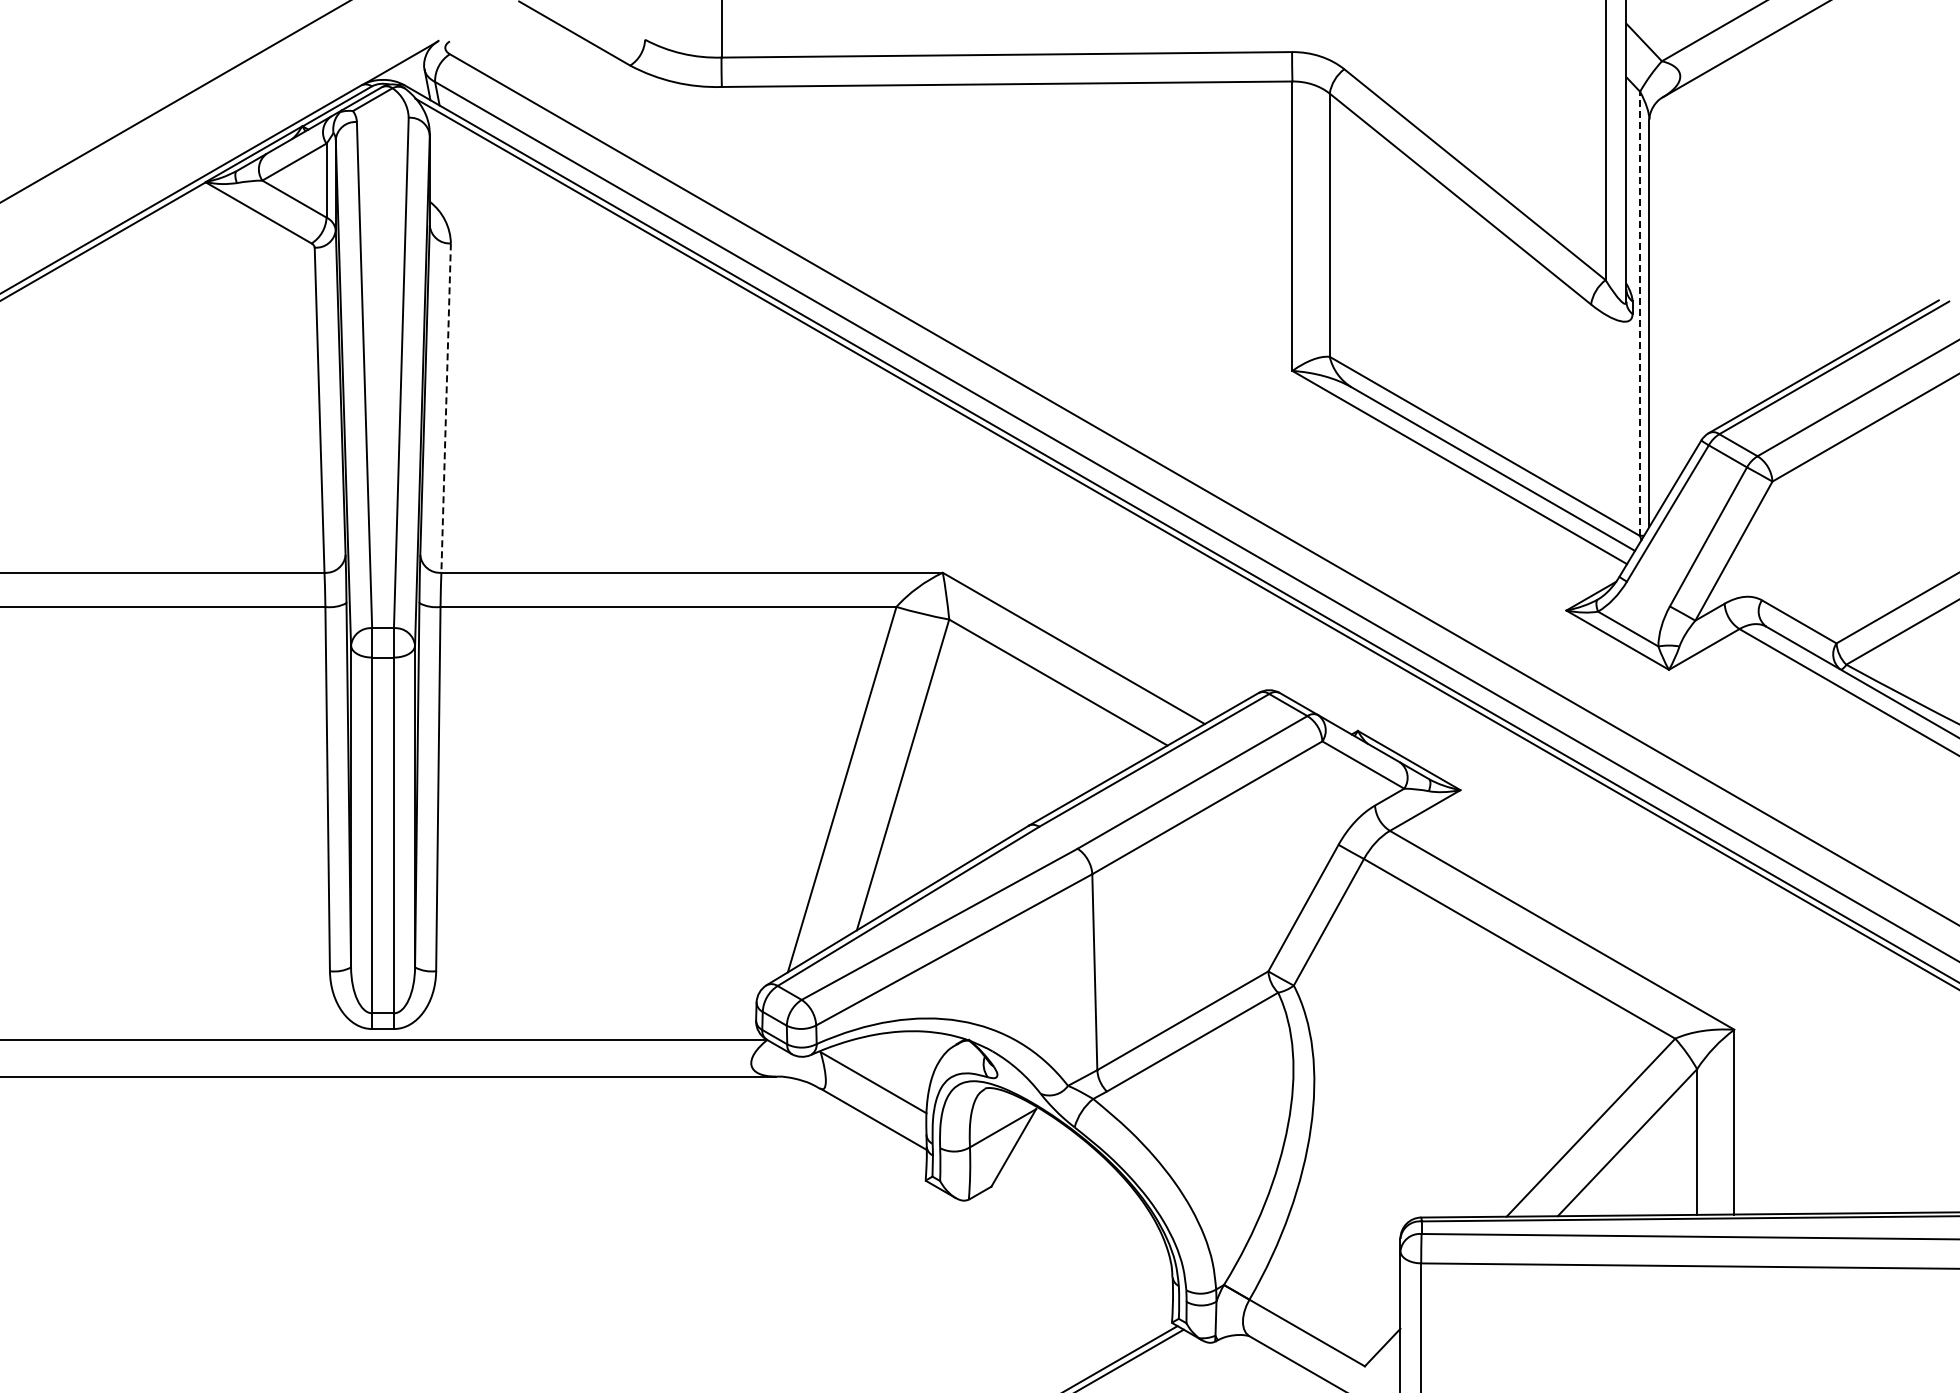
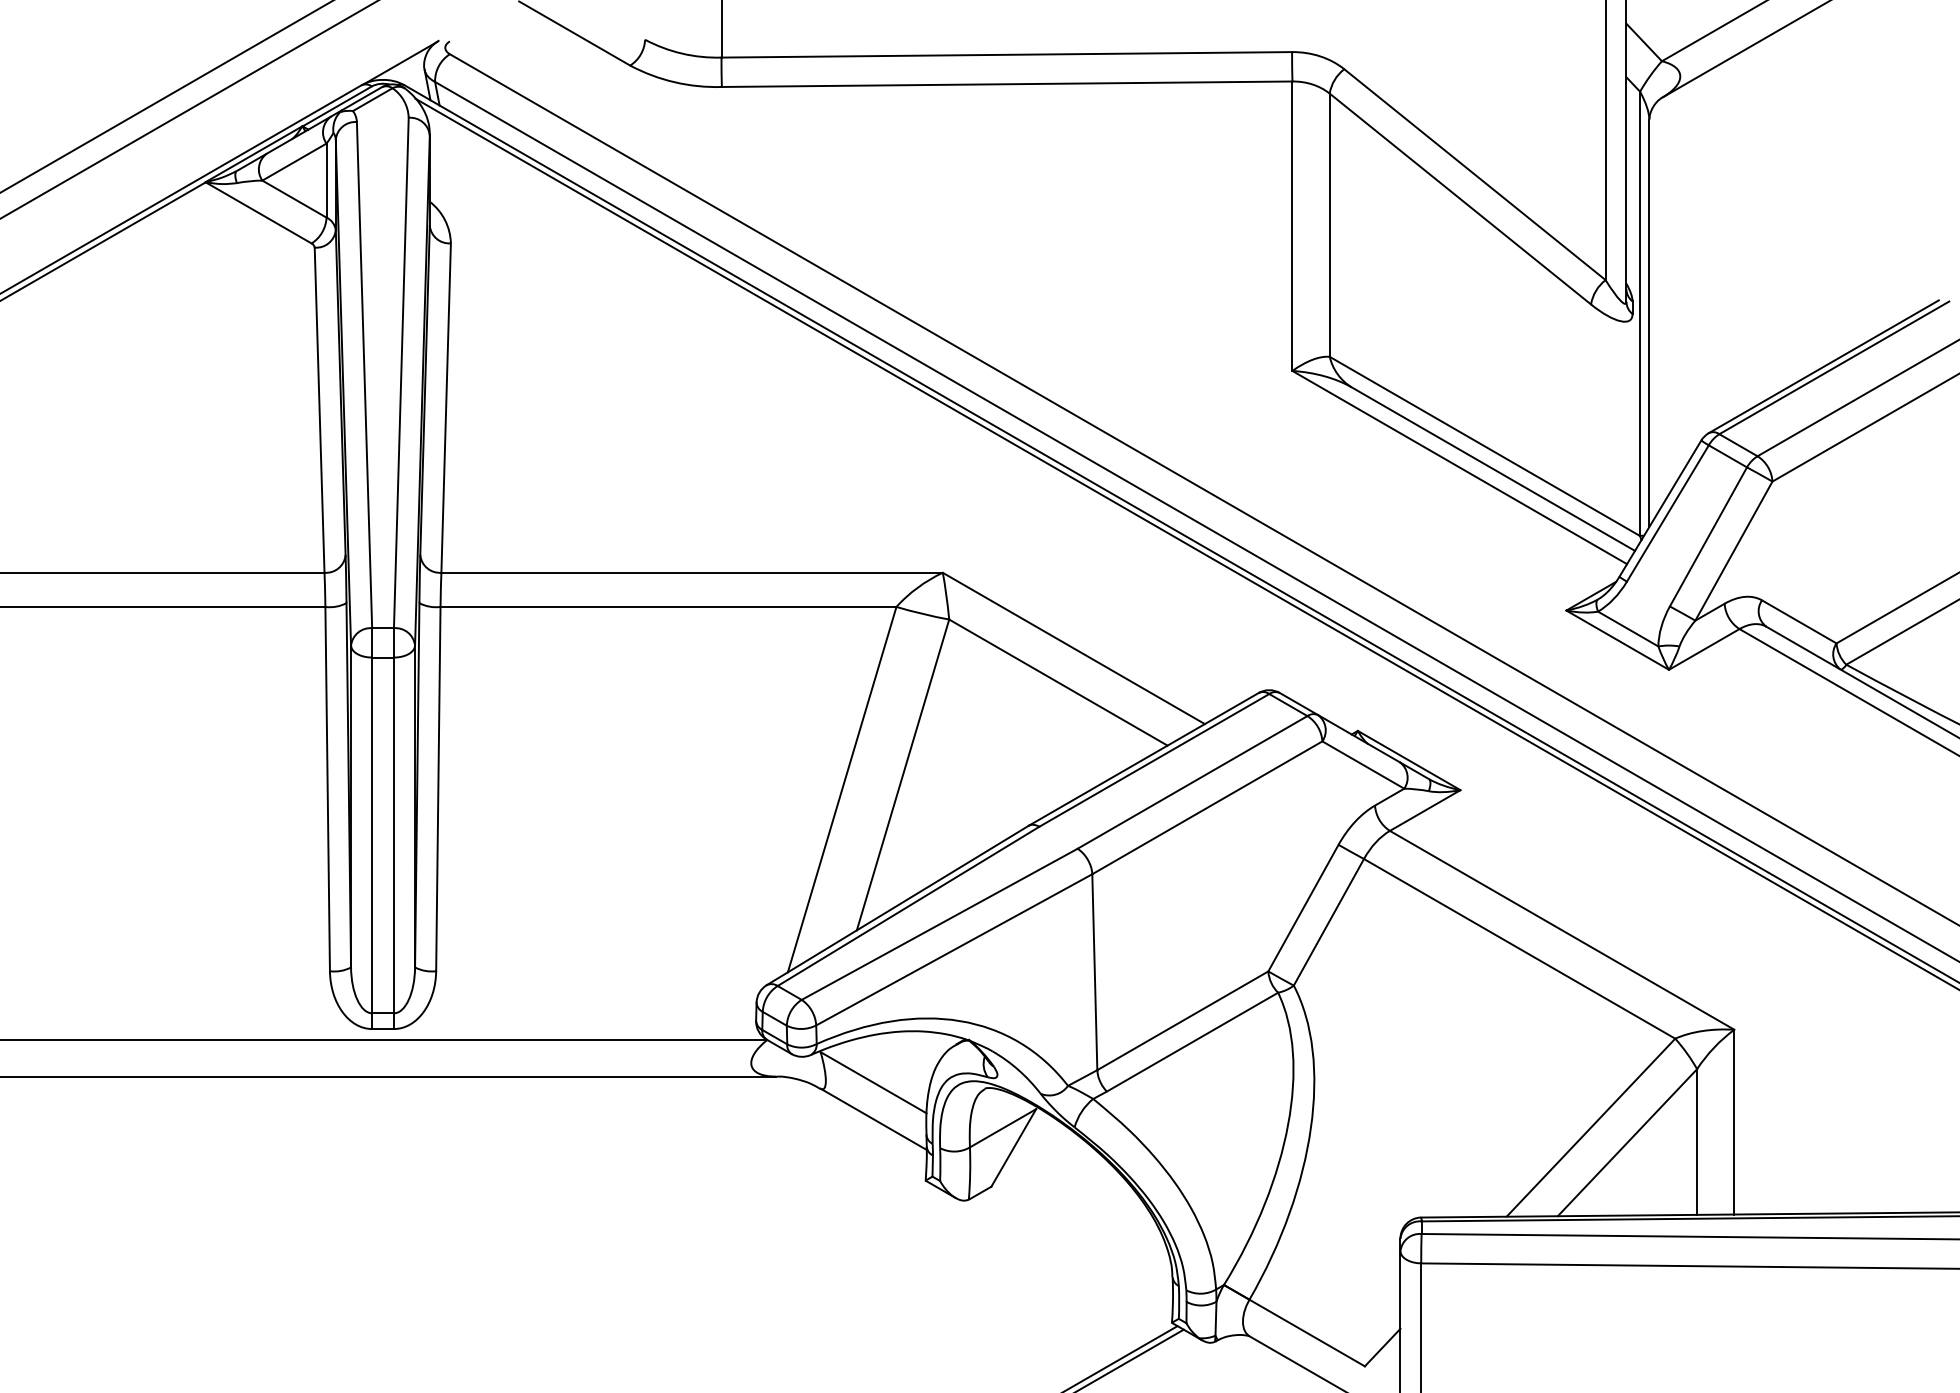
line: none -> present (166, 96)
line position: (174, 101) -> (188, 109) (188, 109)
line: dashed -> solid (1640, 313)
line: dashed -> solid (446, 408)
